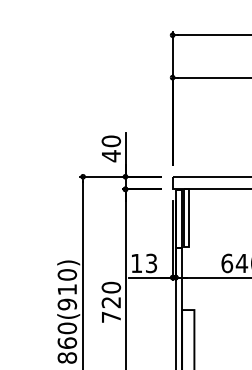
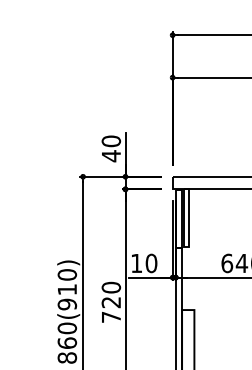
text: 13 -> 10 (151, 263)
